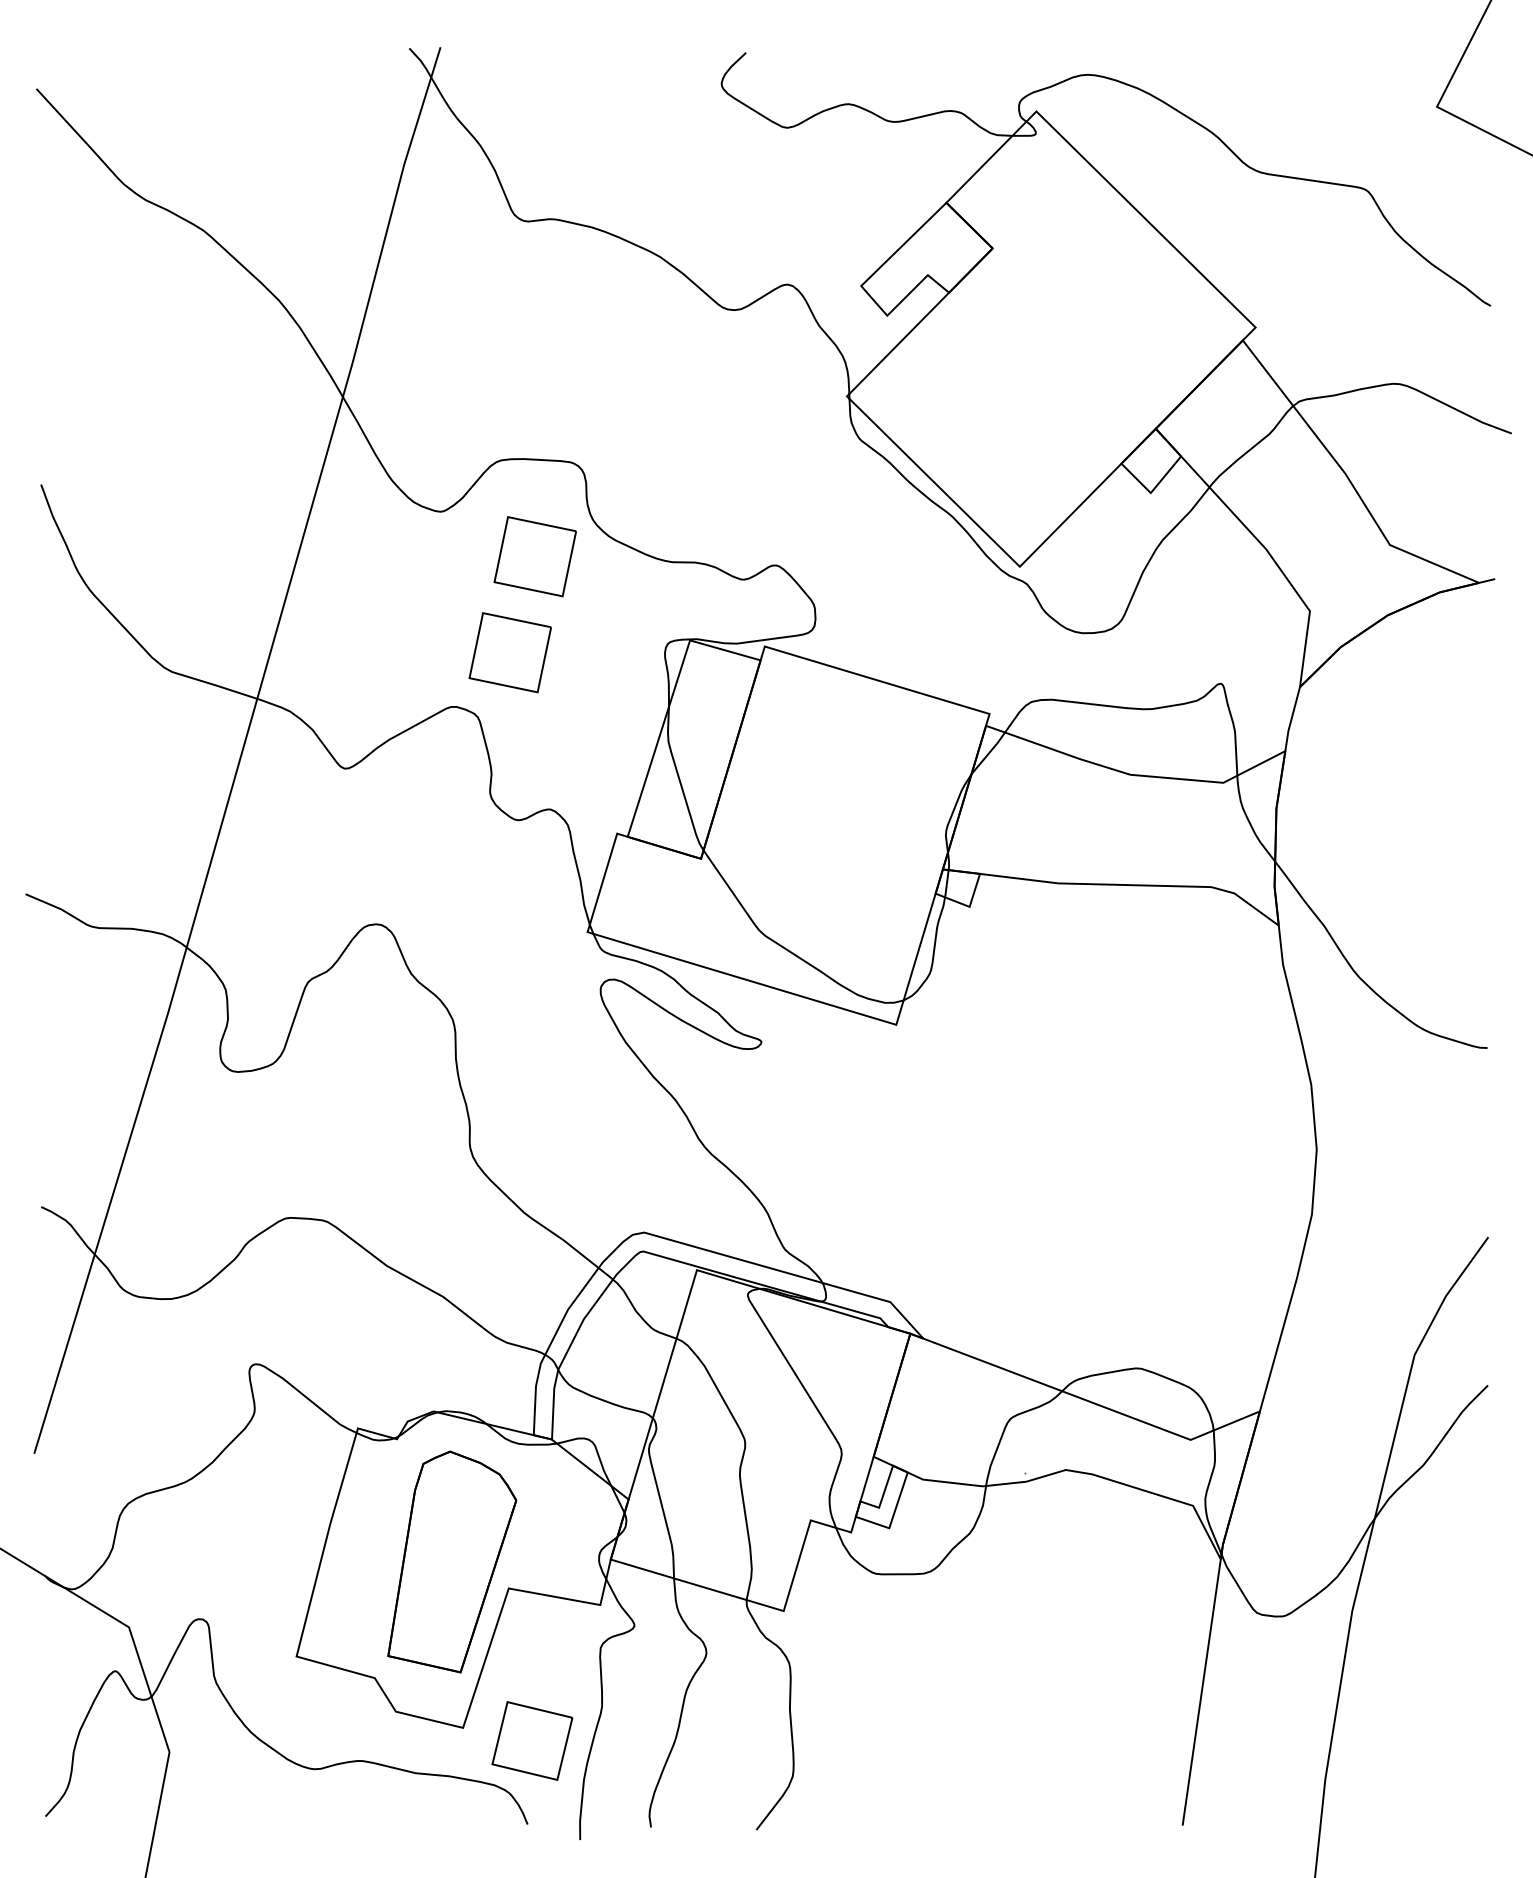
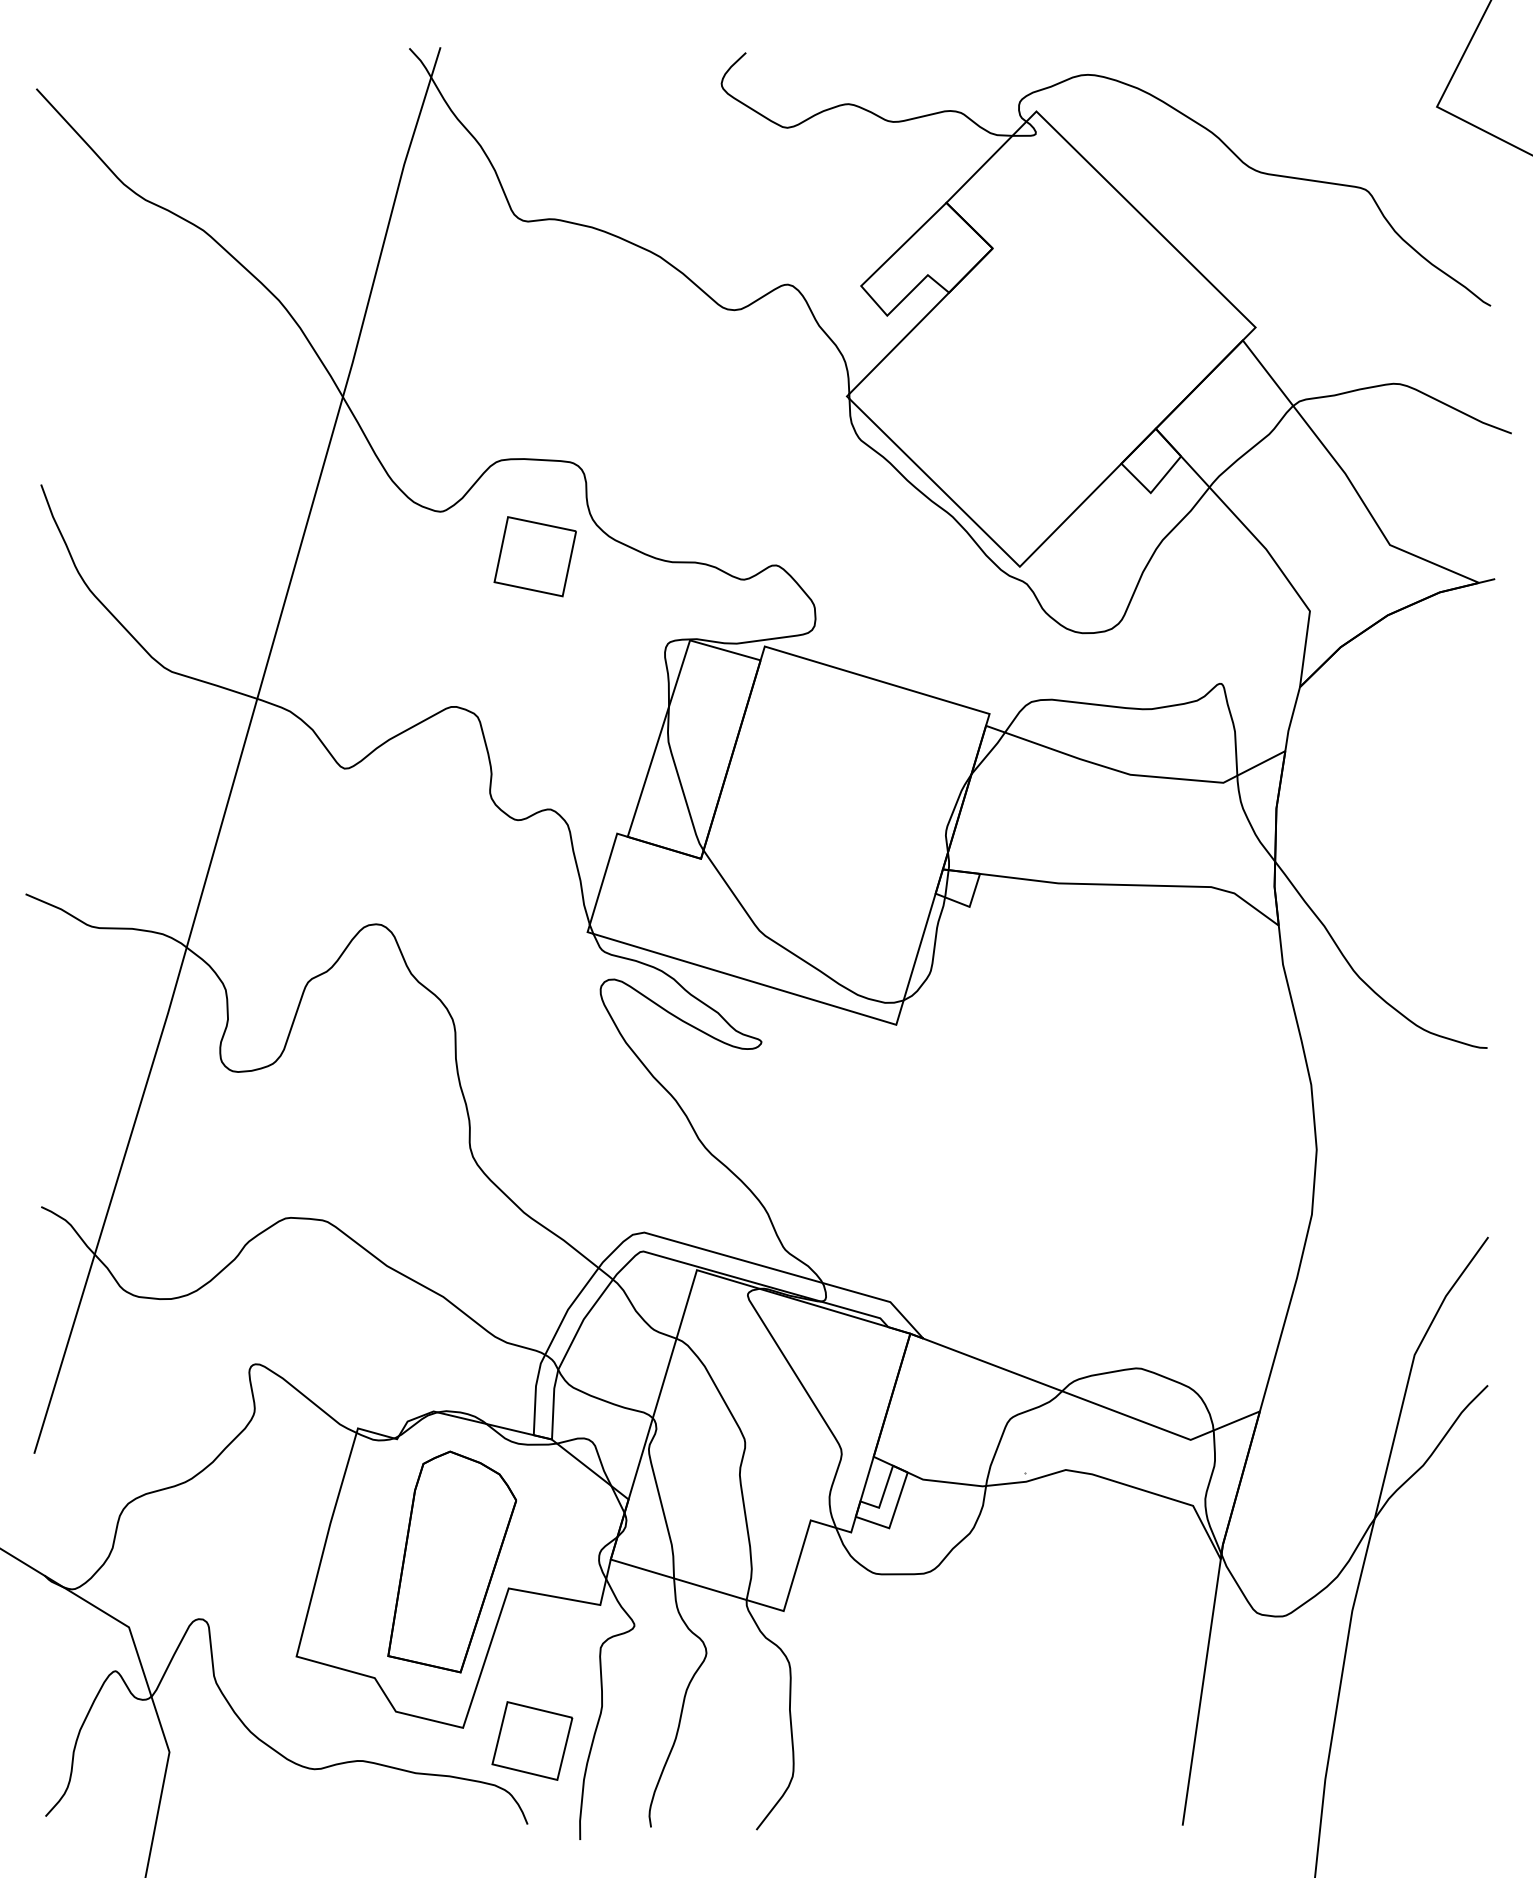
part: present -> none (509, 652)
